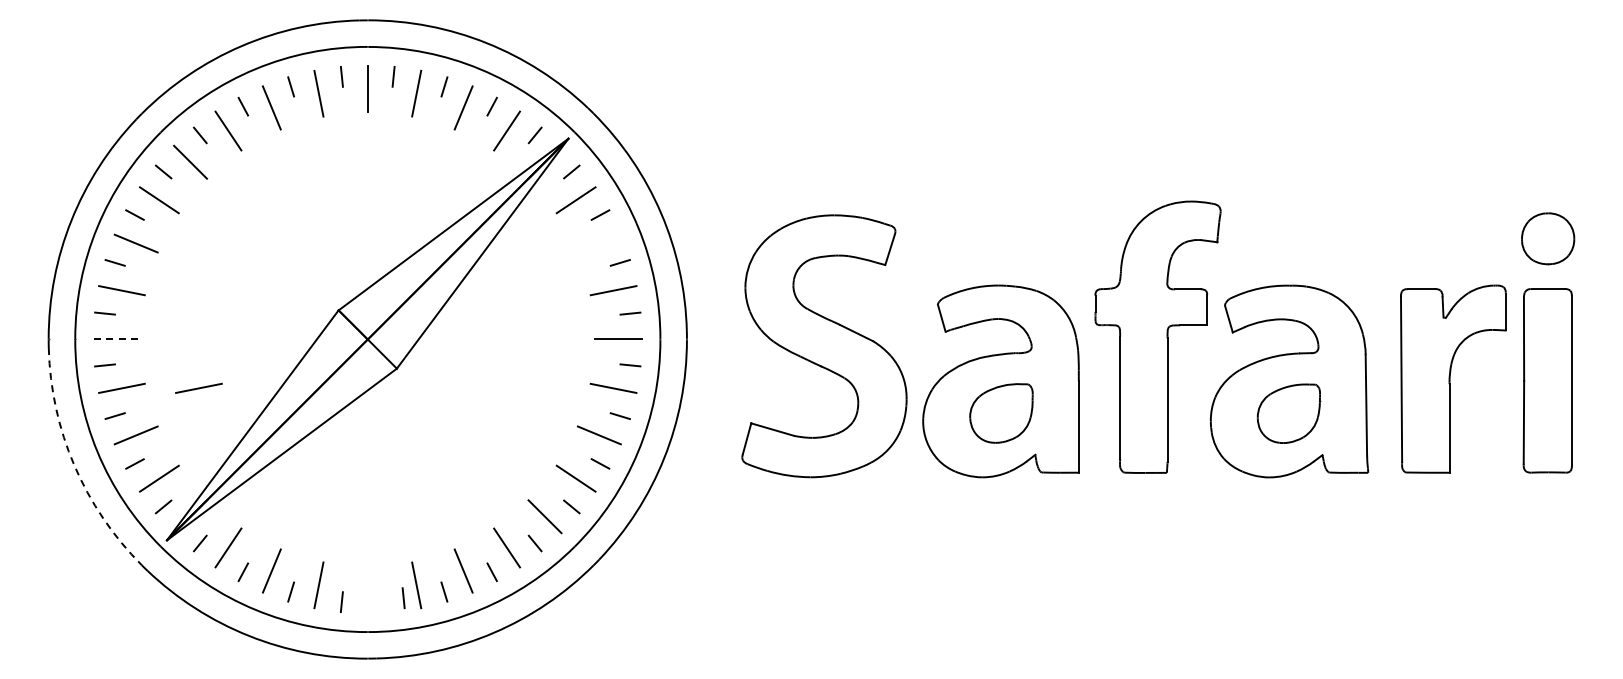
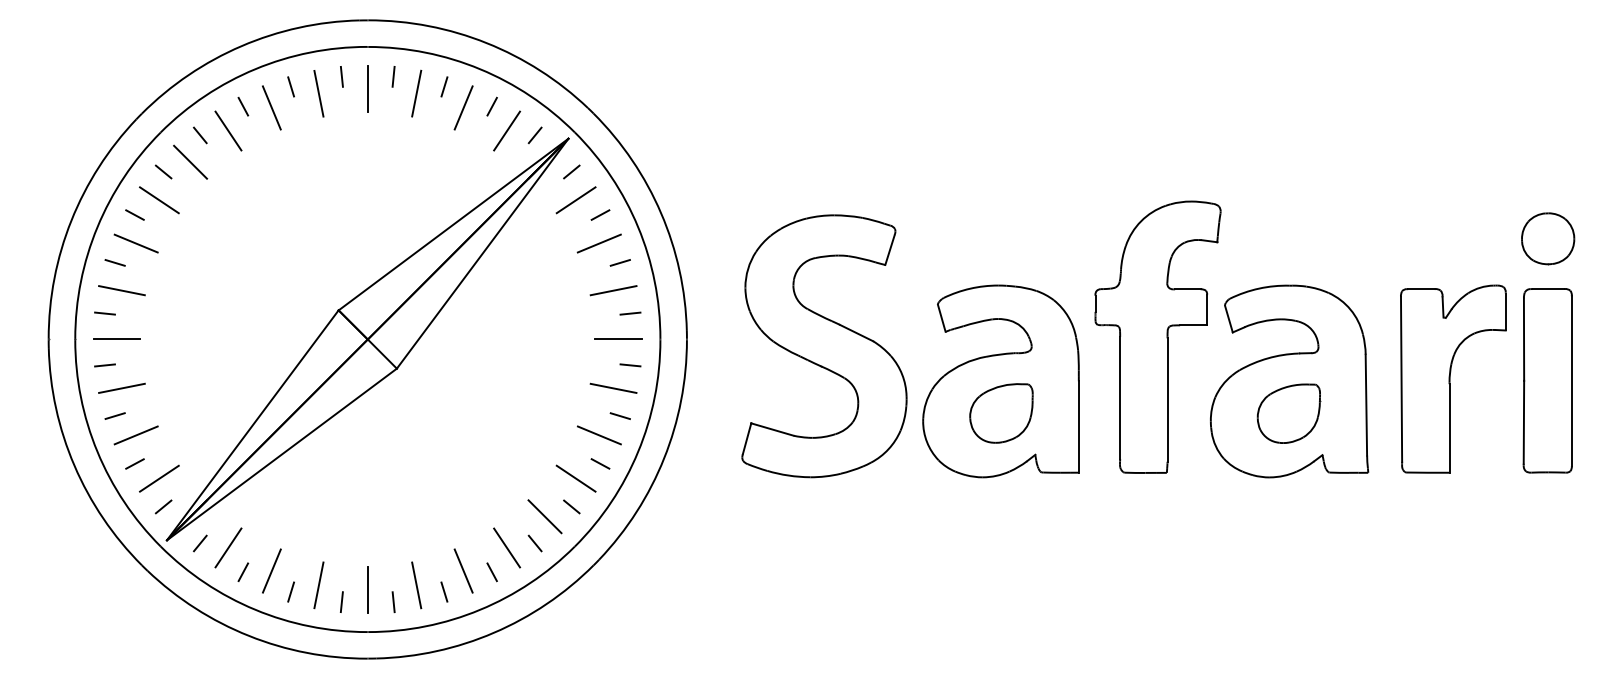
line: none -> present (598, 243)
line: dashed -> solid (117, 339)
line: present -> none (198, 387)
arc: dashed -> solid (74, 465)
line: none -> present (367, 589)
line position: (403, 598) -> (393, 602) (393, 602)
